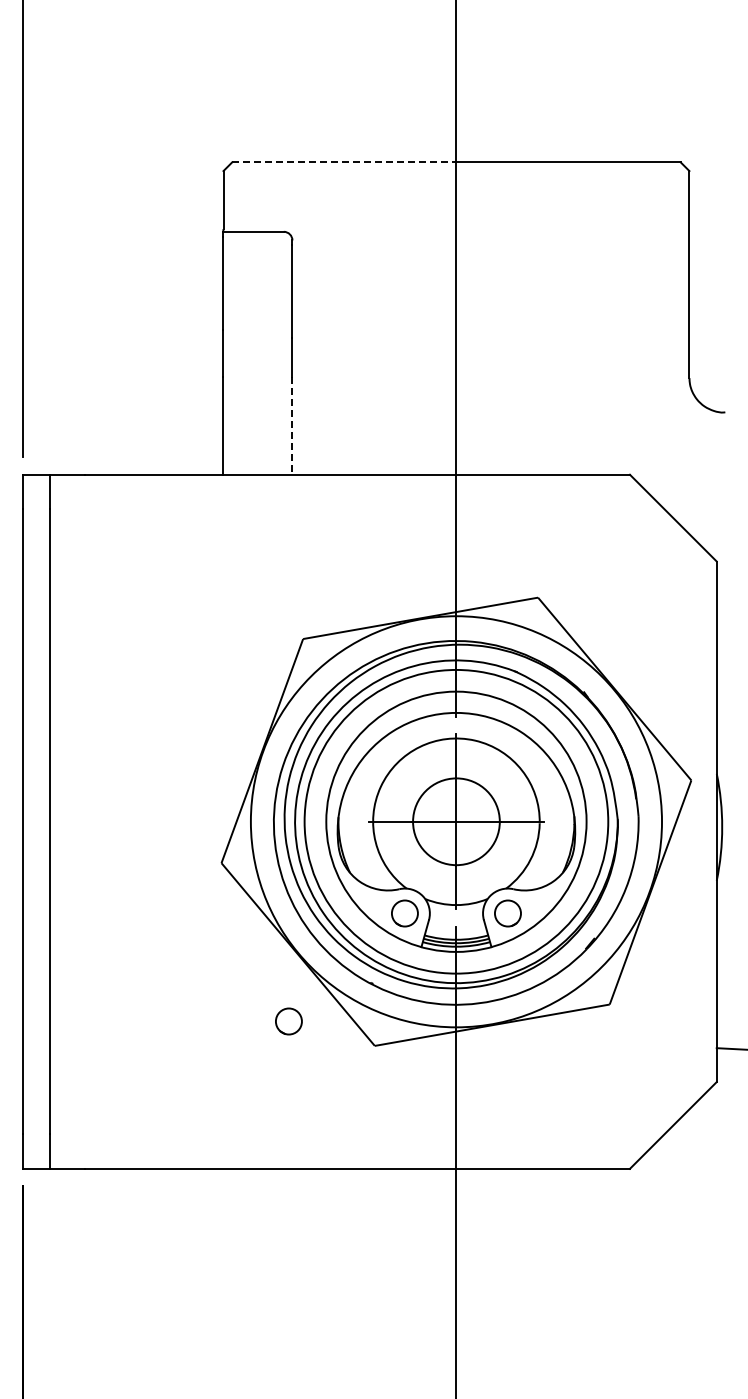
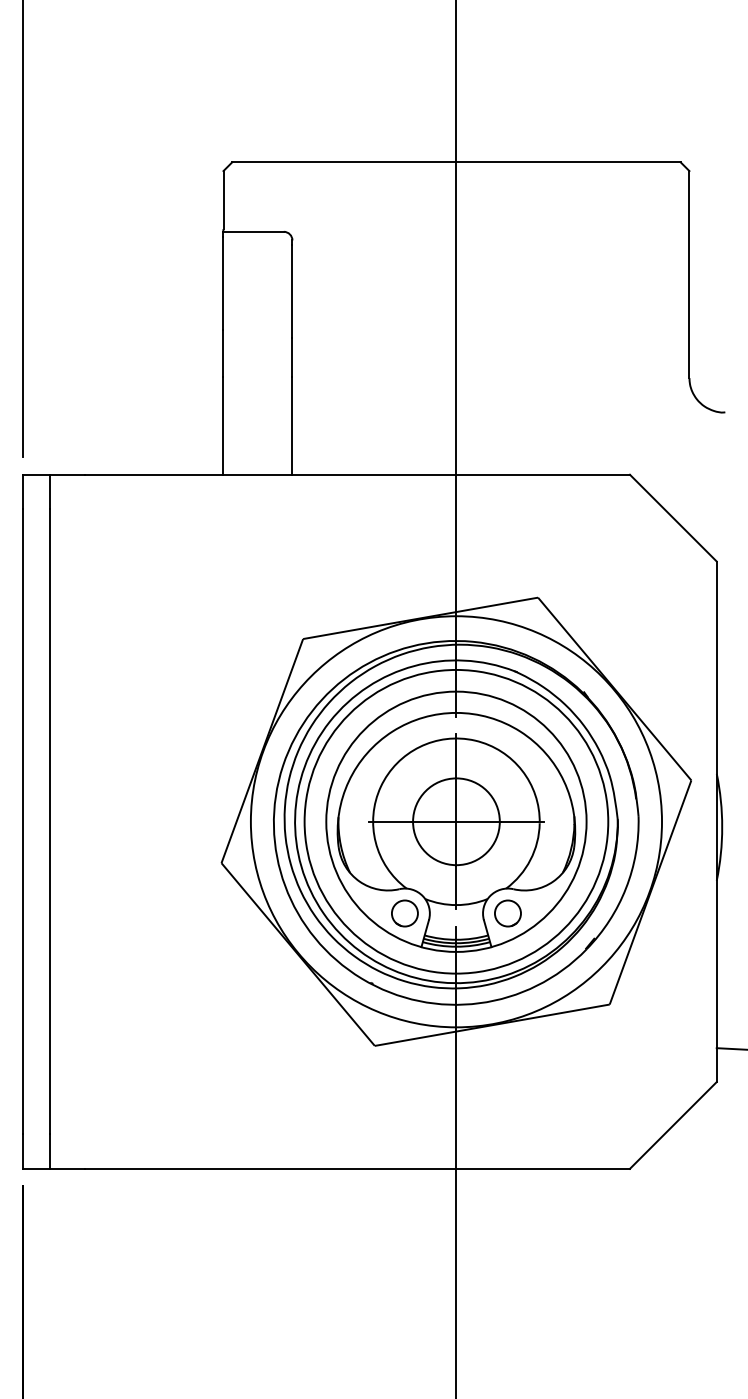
line: dashed -> solid (344, 162)
line: dashed -> solid (292, 426)
circle: present -> none (288, 1021)
